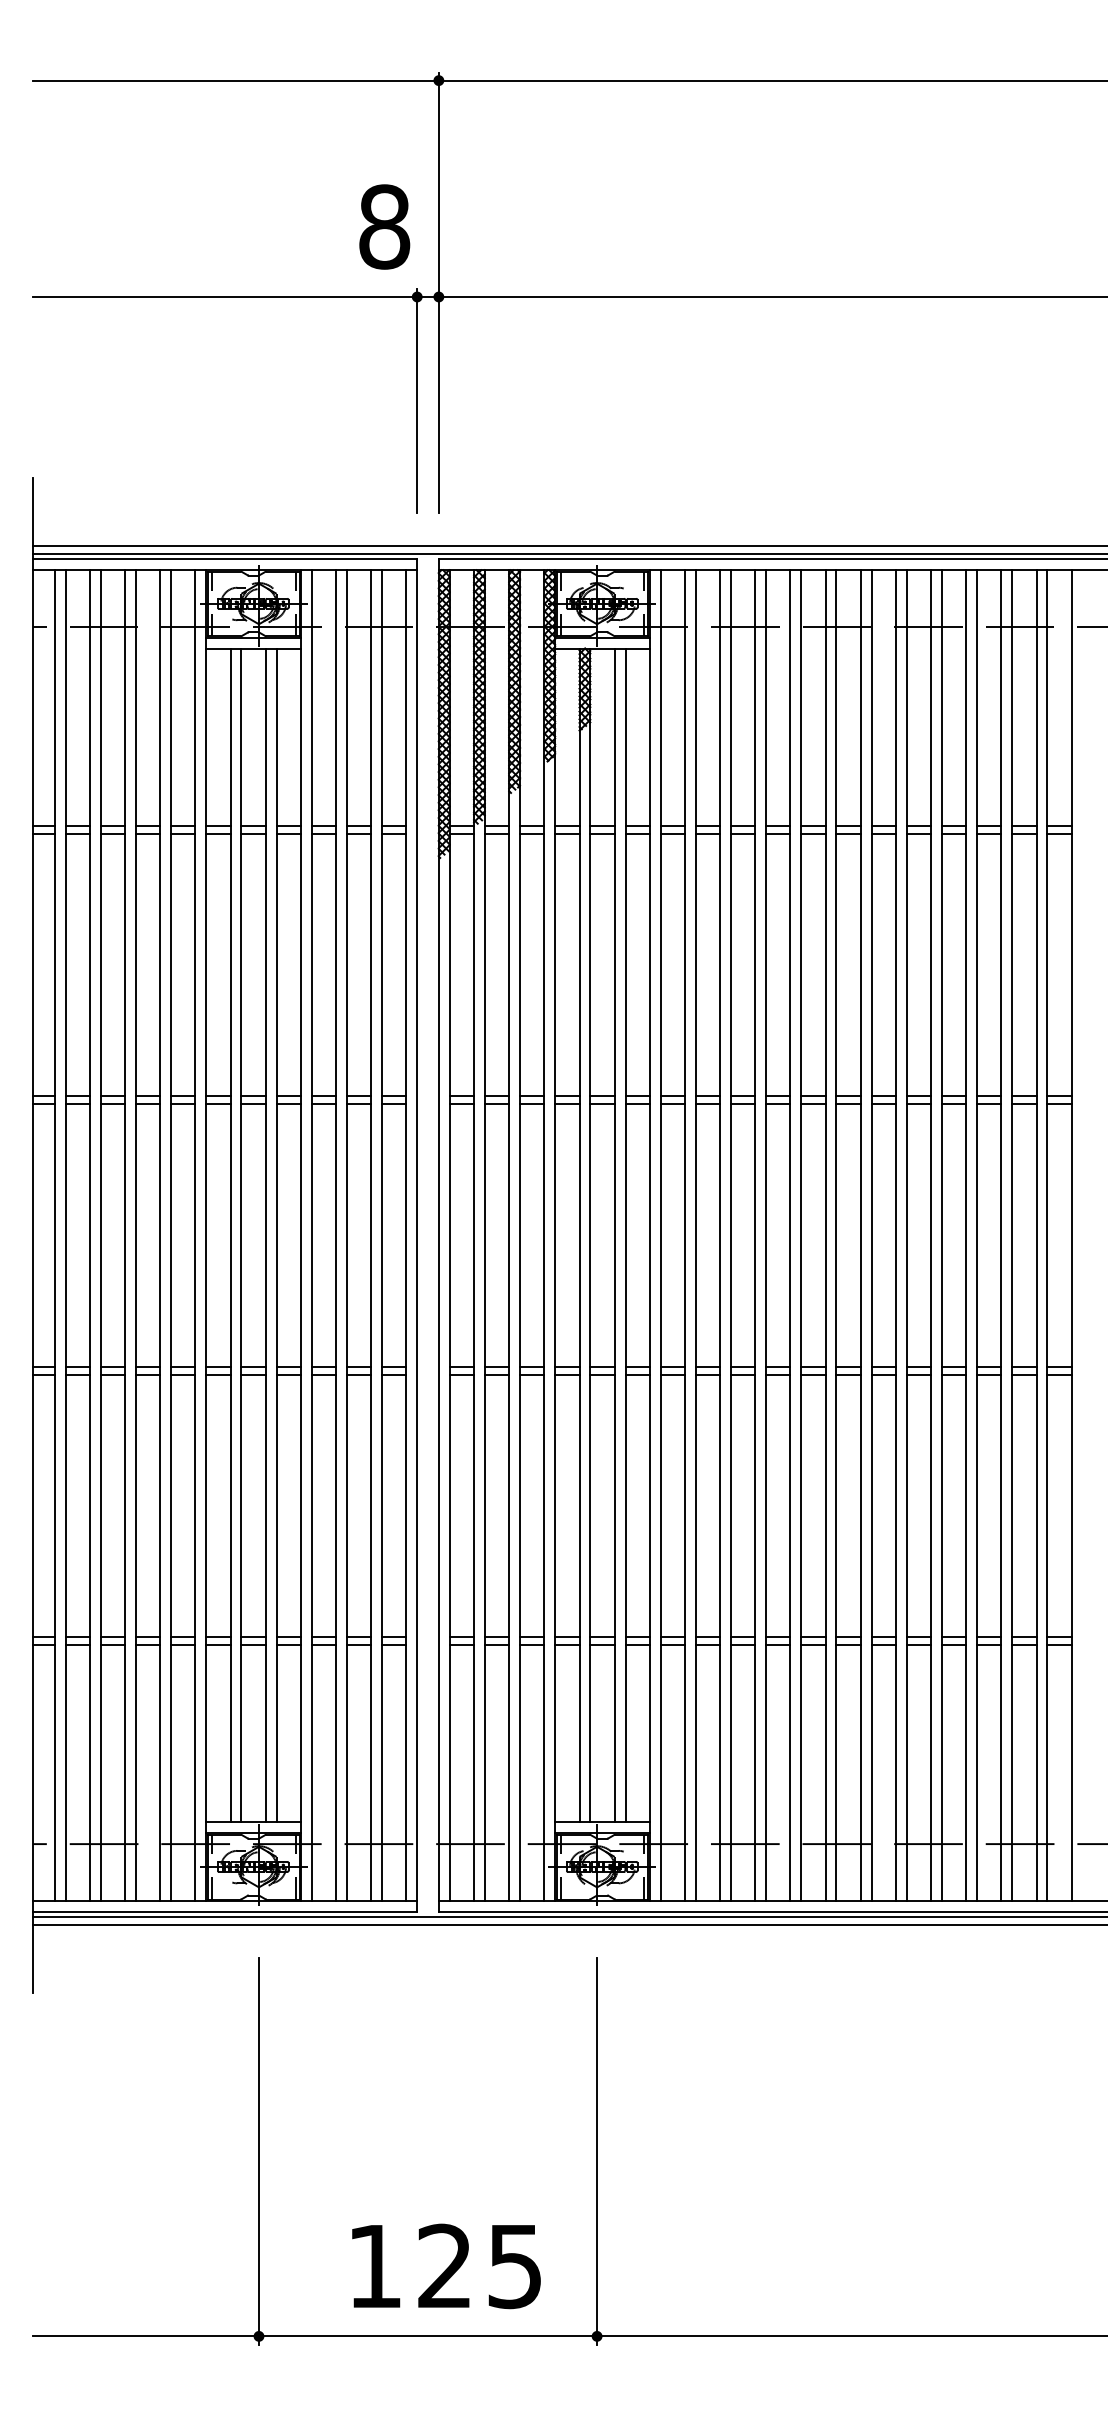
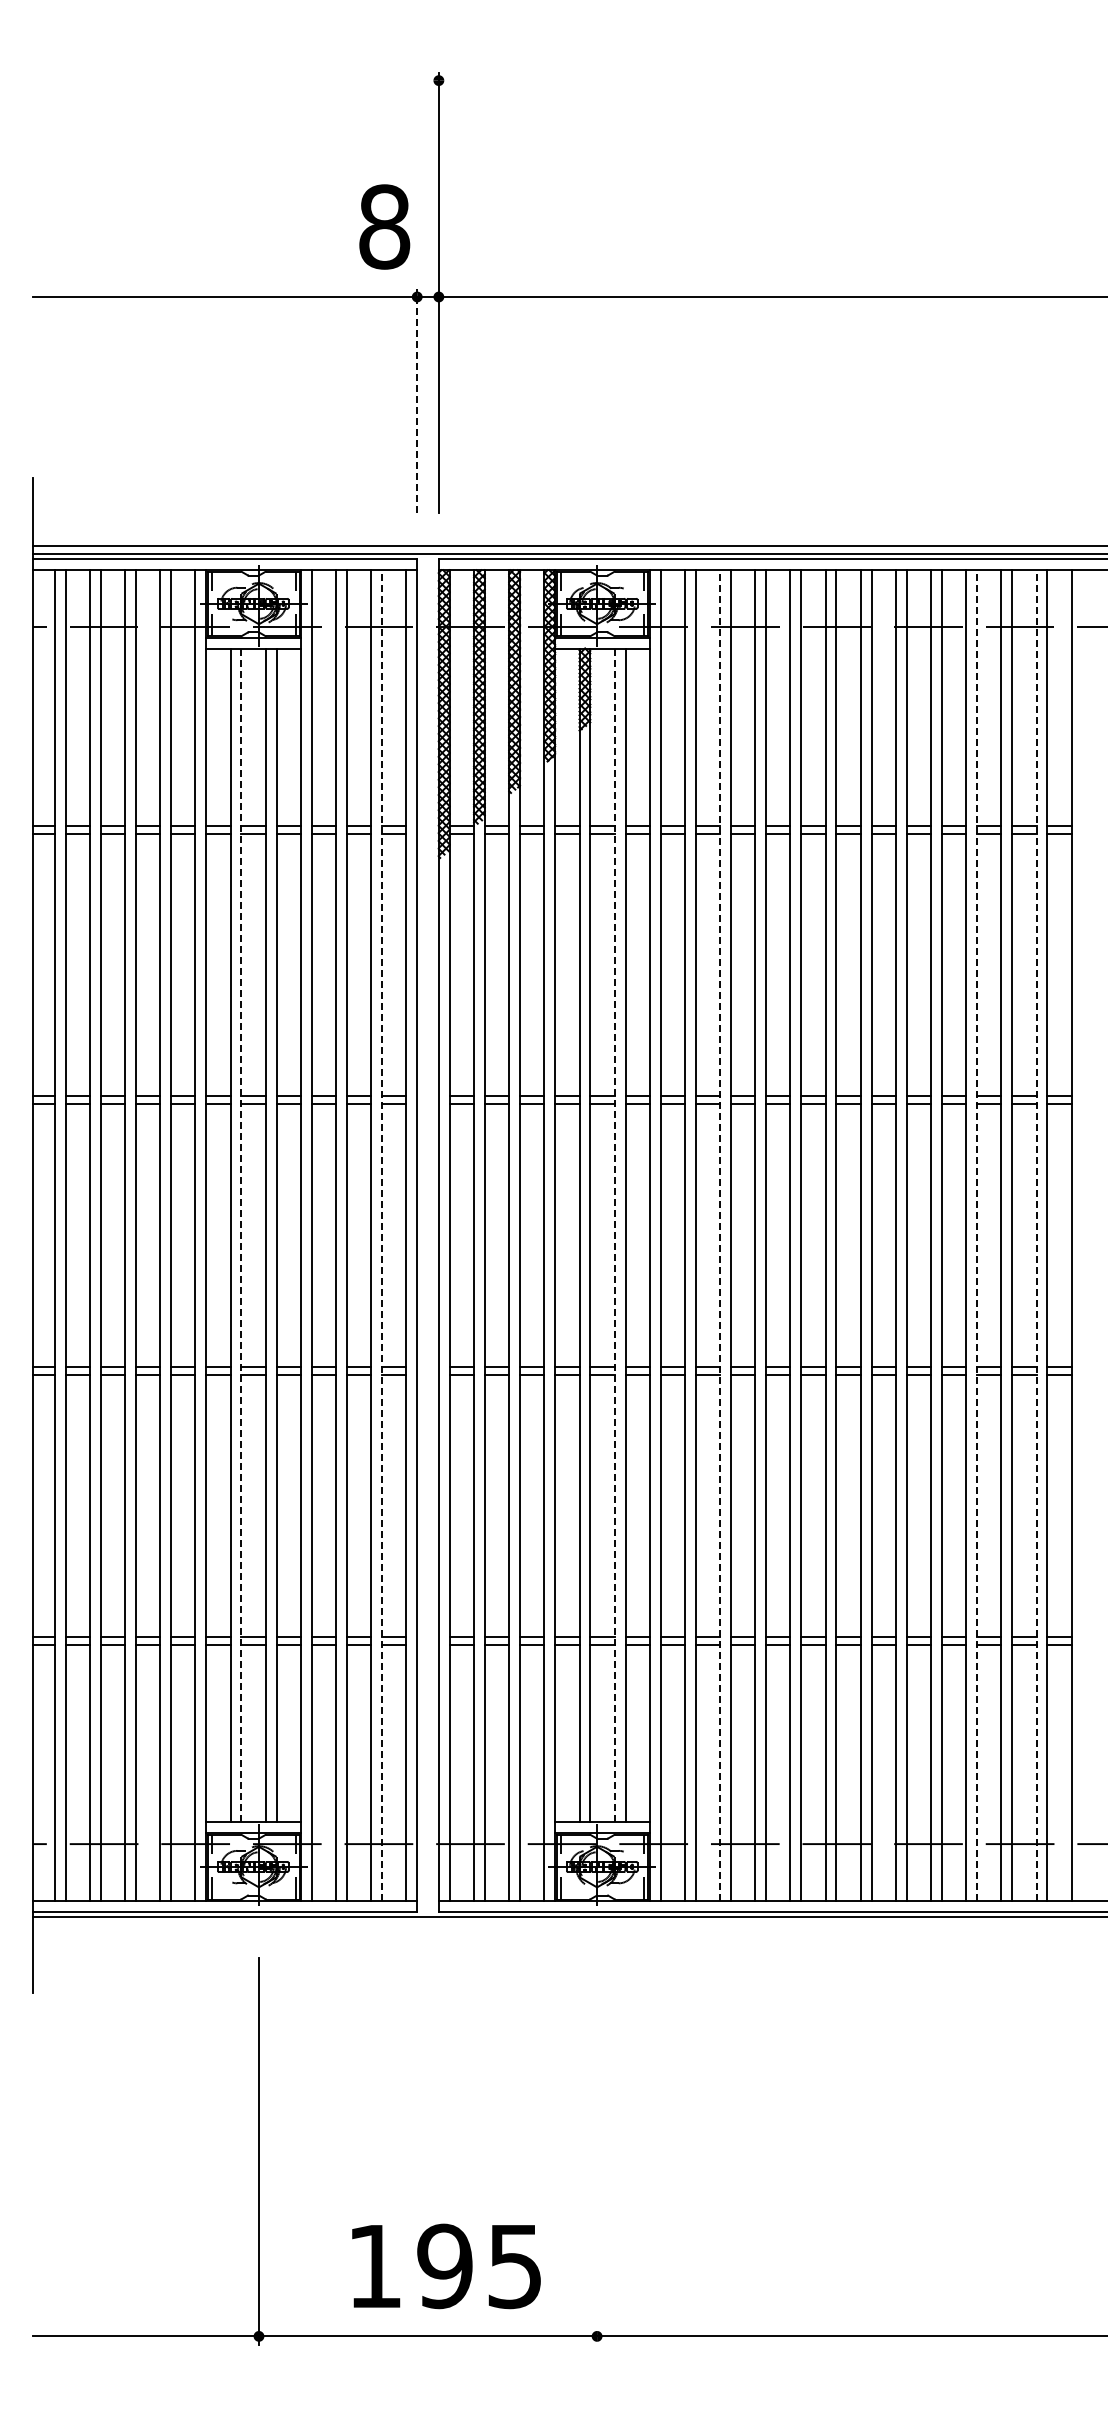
line: present -> none (568, 80)
line: solid -> dashed (417, 400)
line: solid -> dashed (241, 1235)
line: solid -> dashed (382, 1235)
line: solid -> dashed (614, 1235)
line: solid -> dashed (720, 1235)
line: solid -> dashed (977, 1235)
line: solid -> dashed (1036, 1235)
line: present -> none (568, 1925)
line: present -> none (597, 2150)
text: 125 -> 195 (444, 2266)
